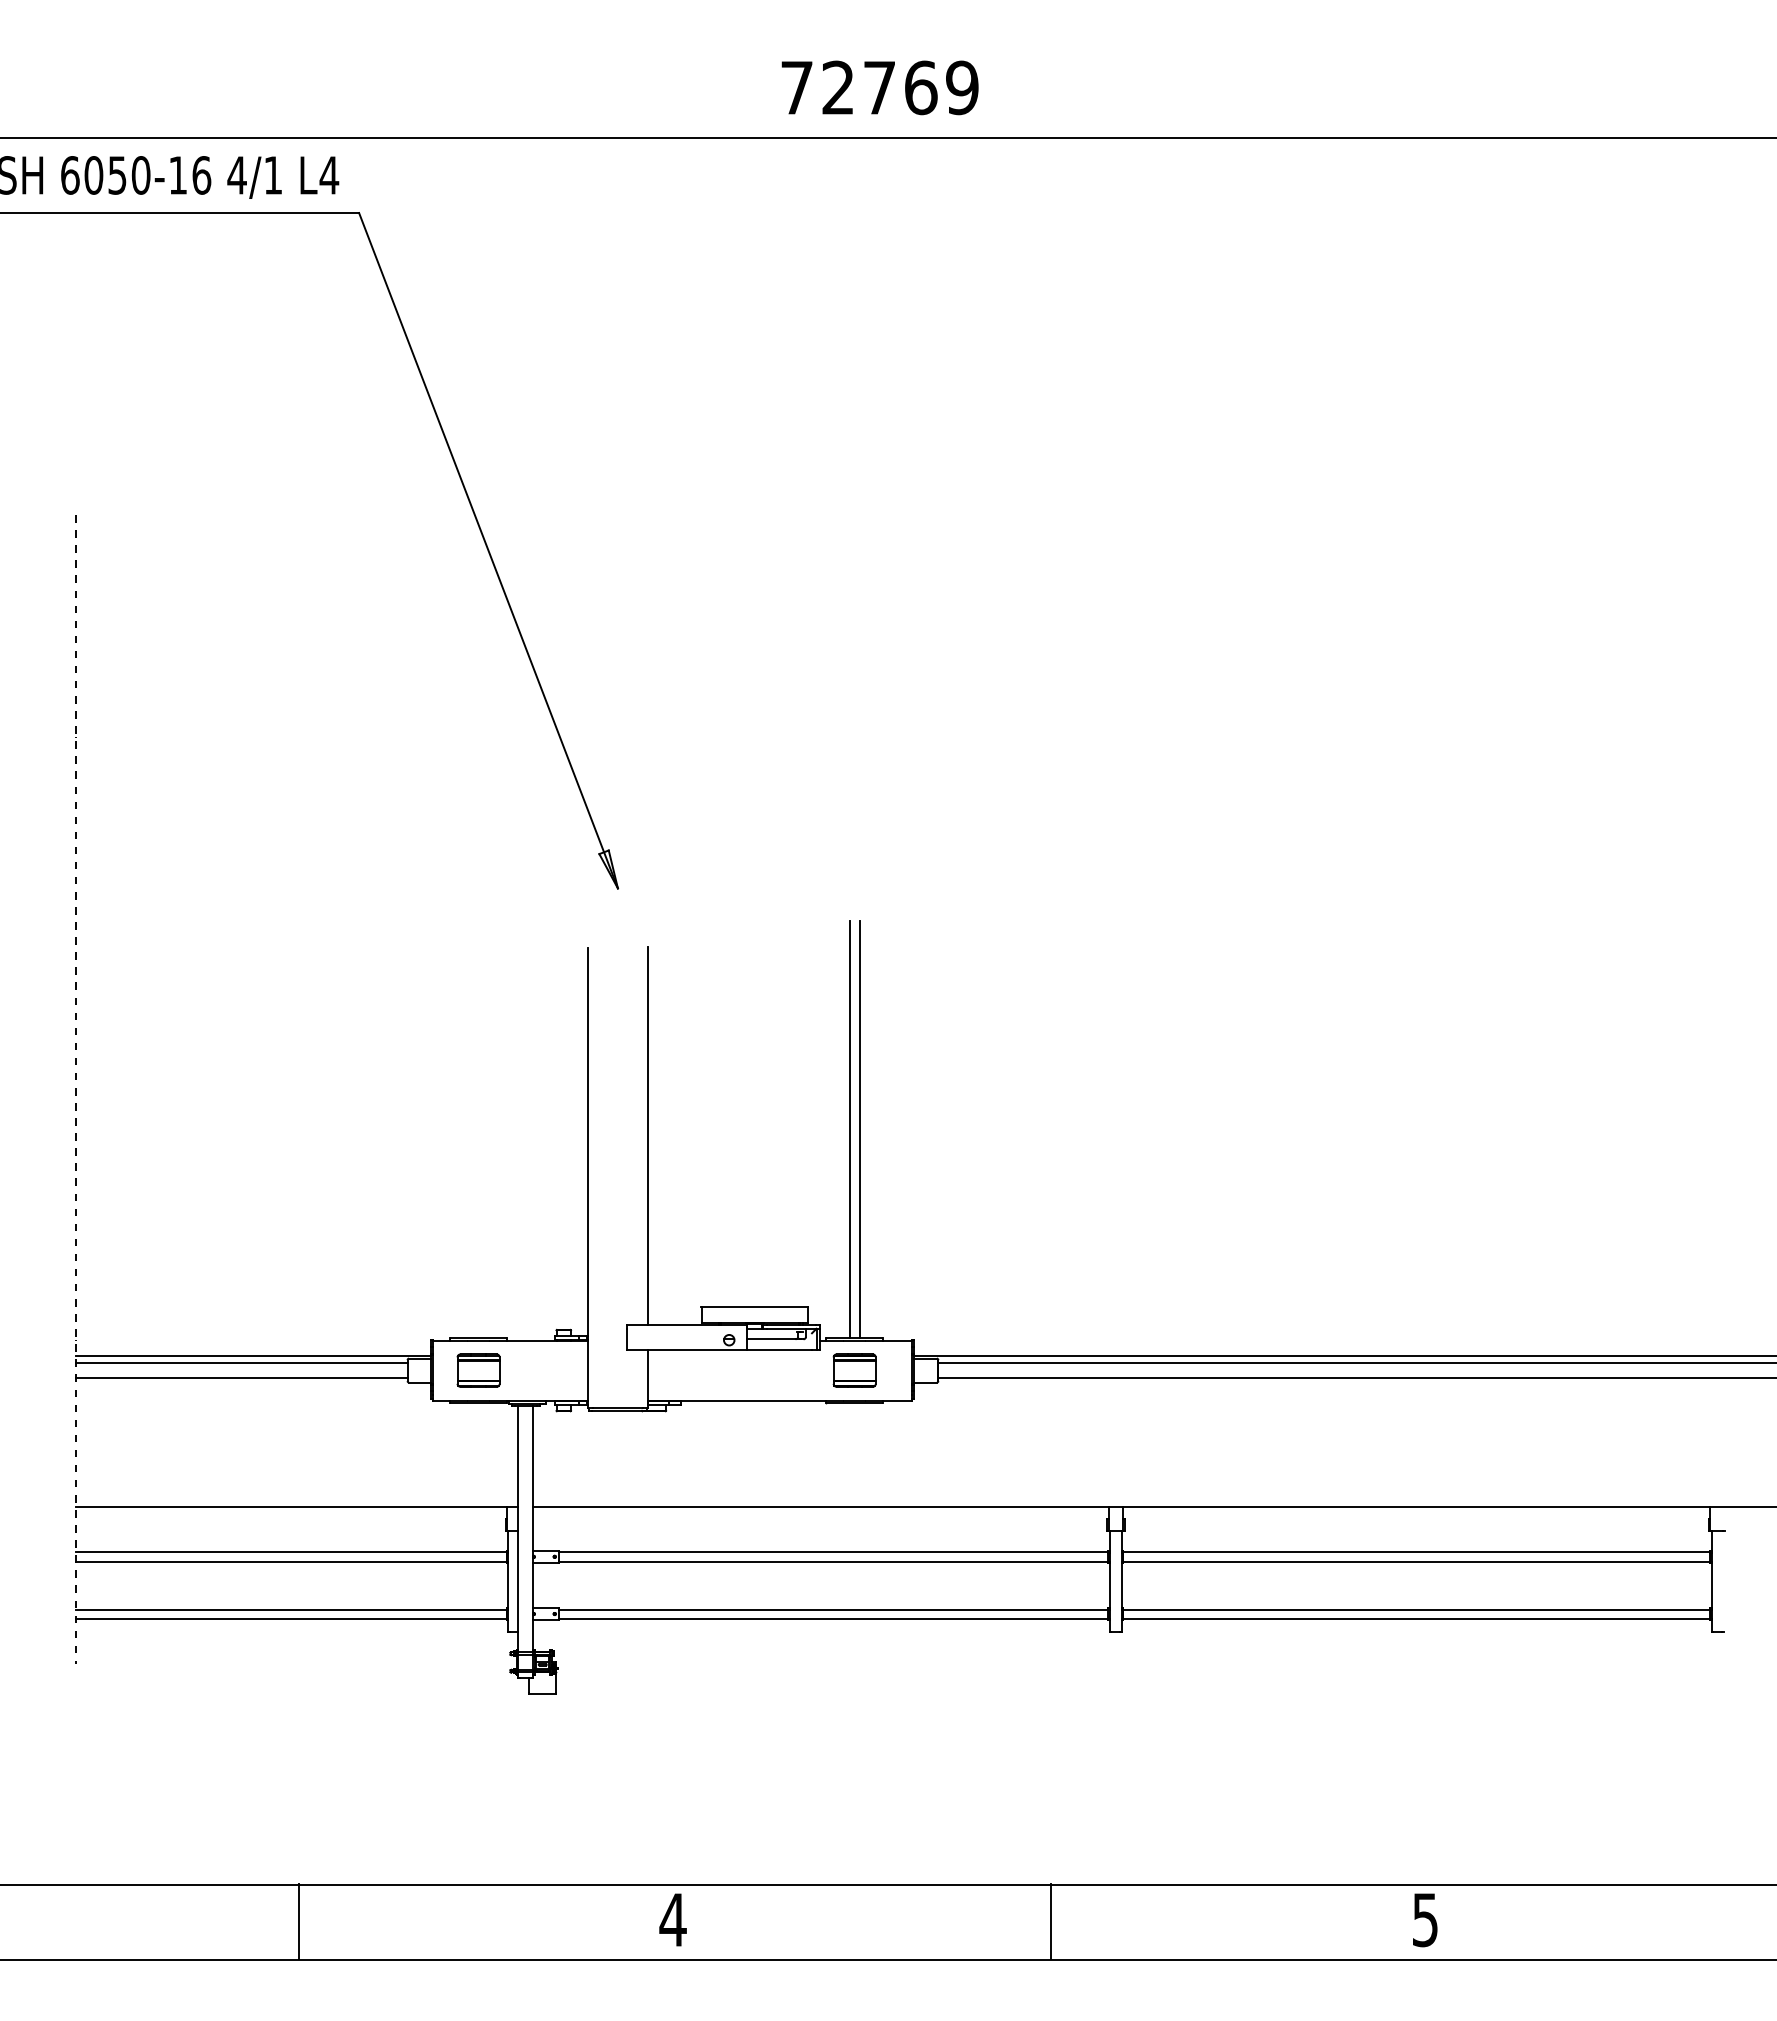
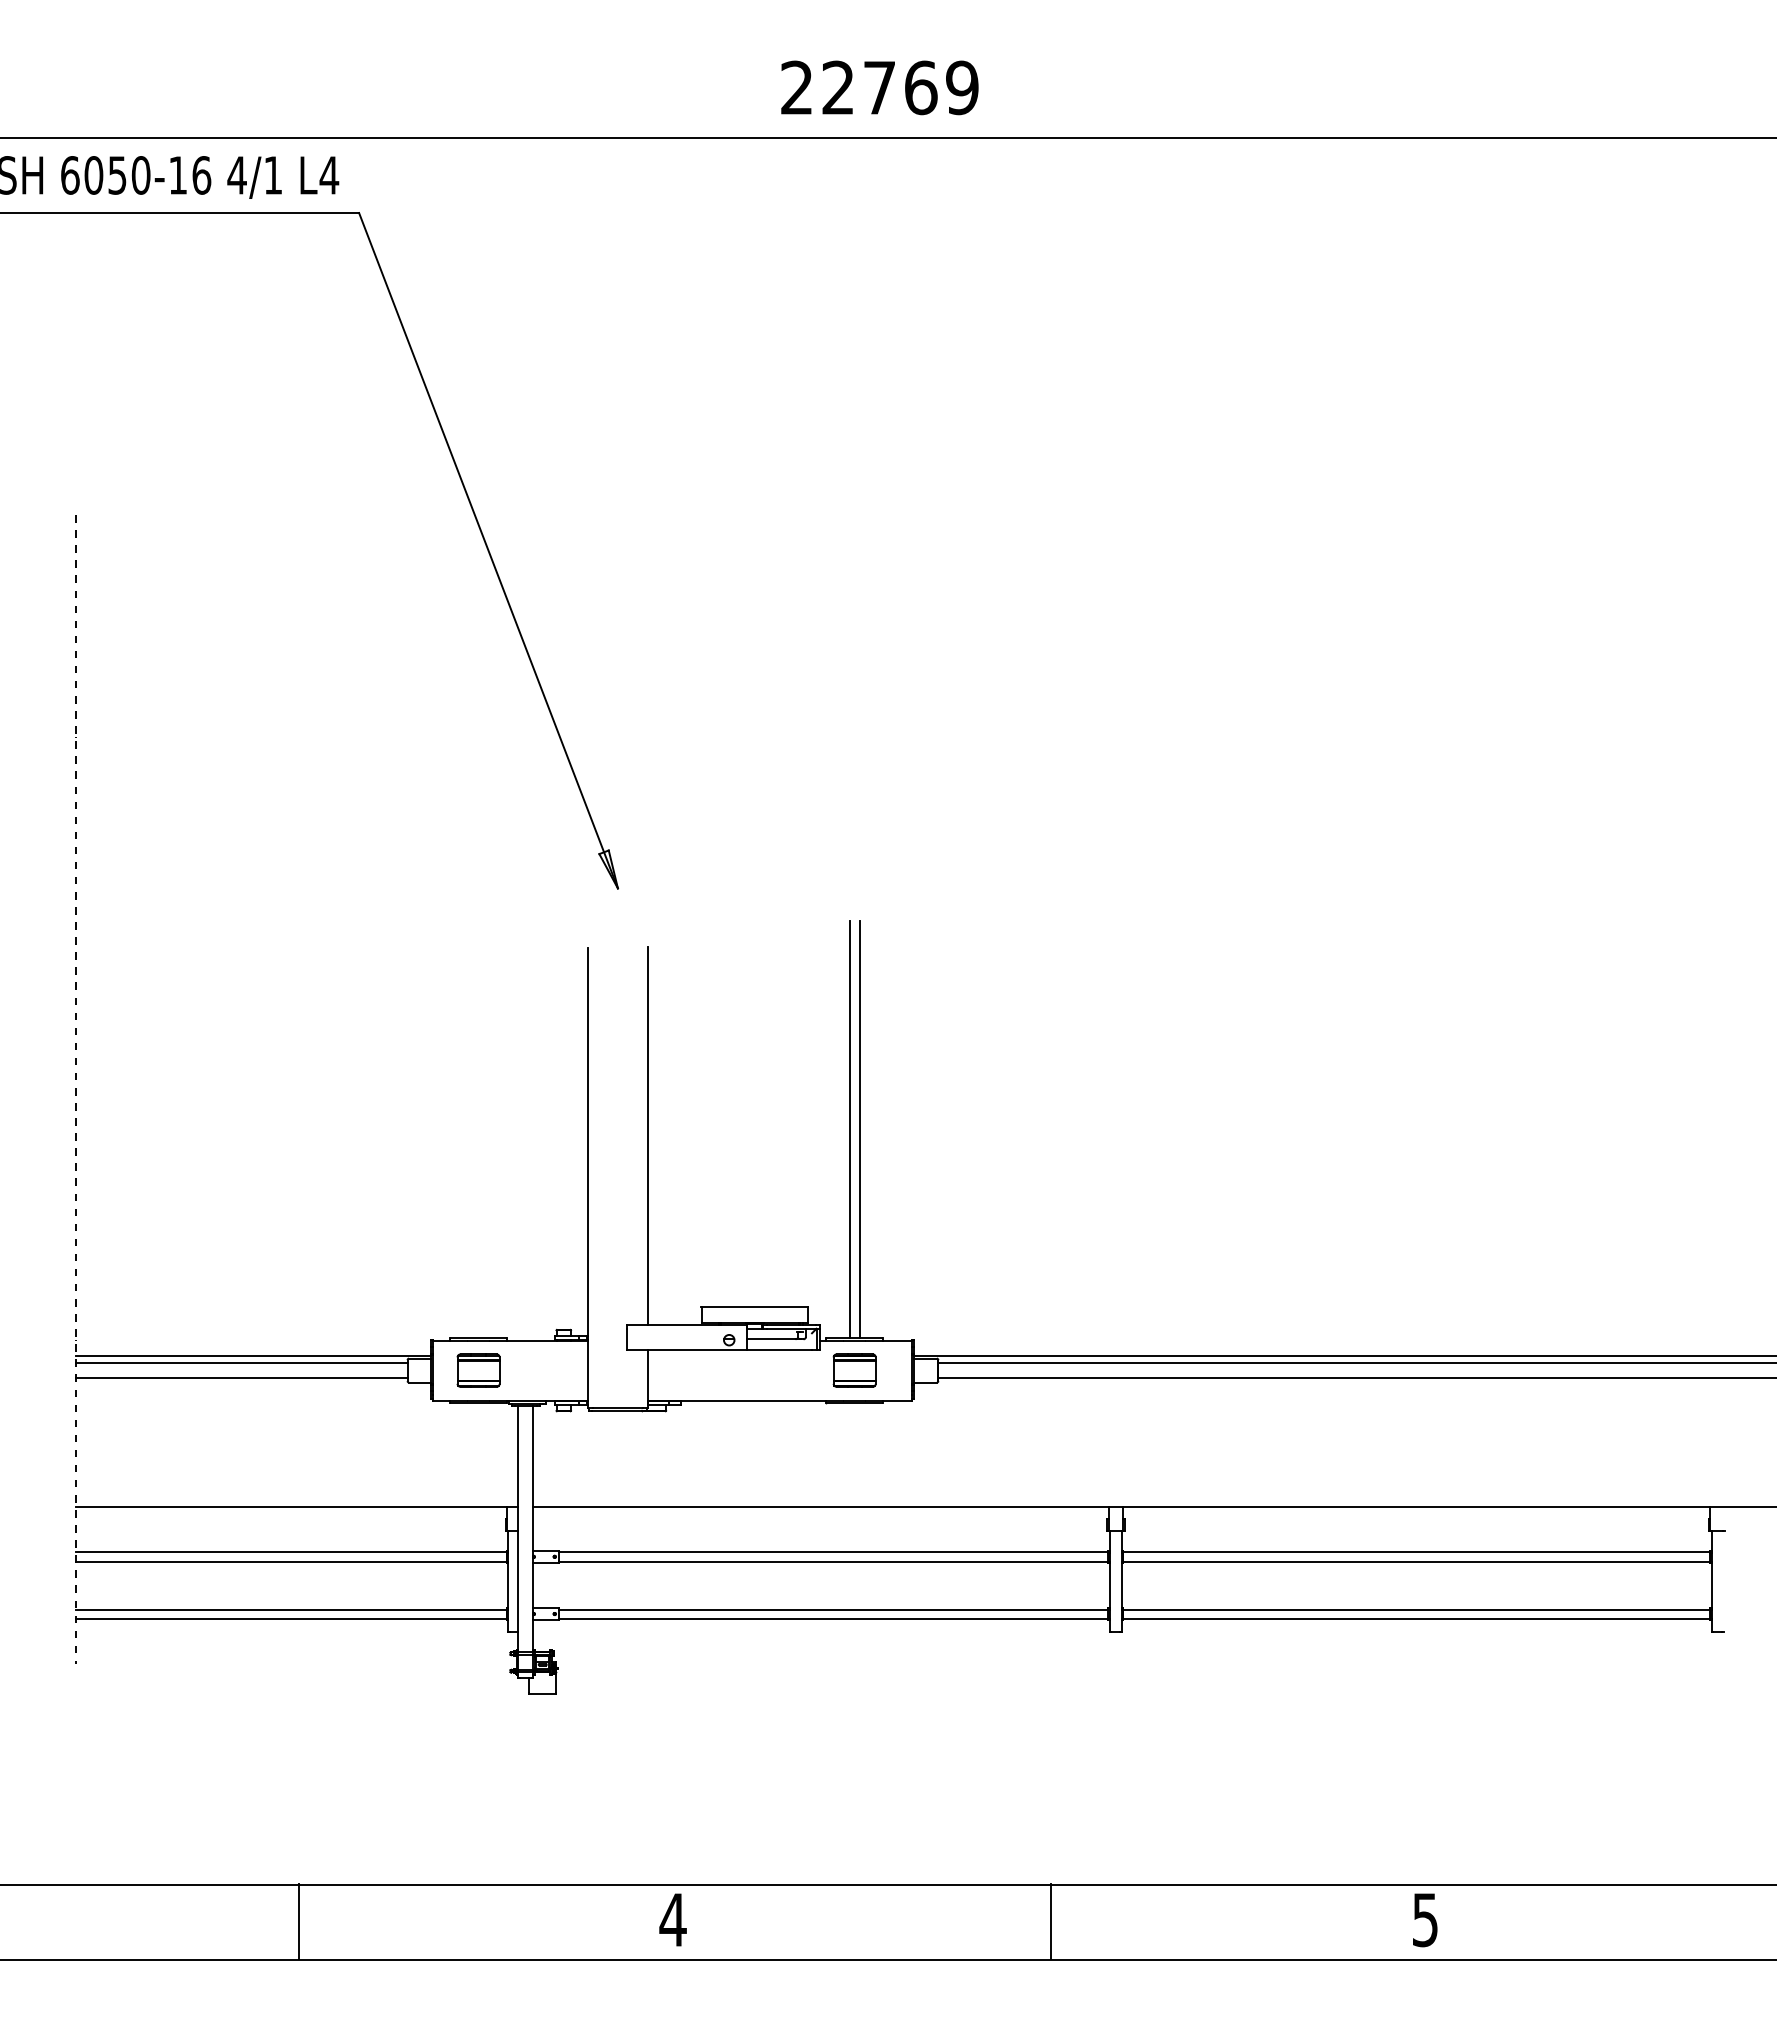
text: 72769 -> 22769 (796, 87)
